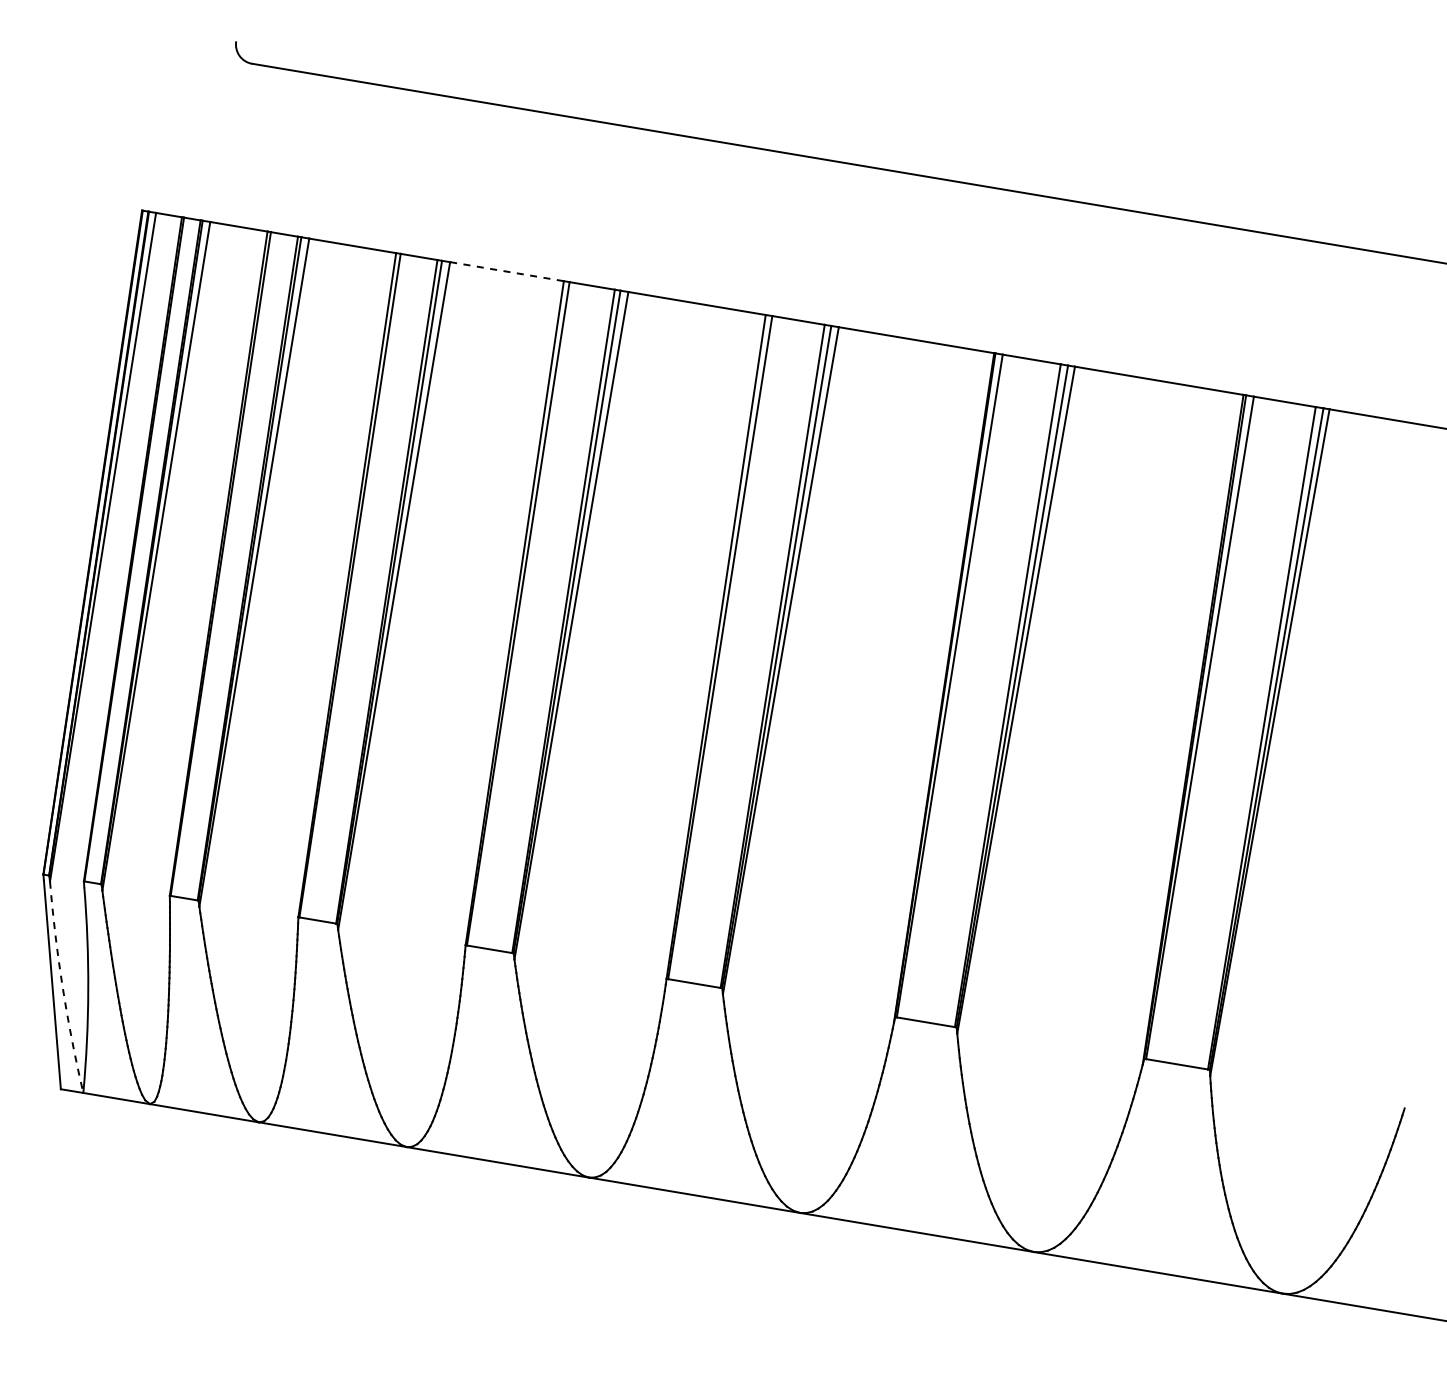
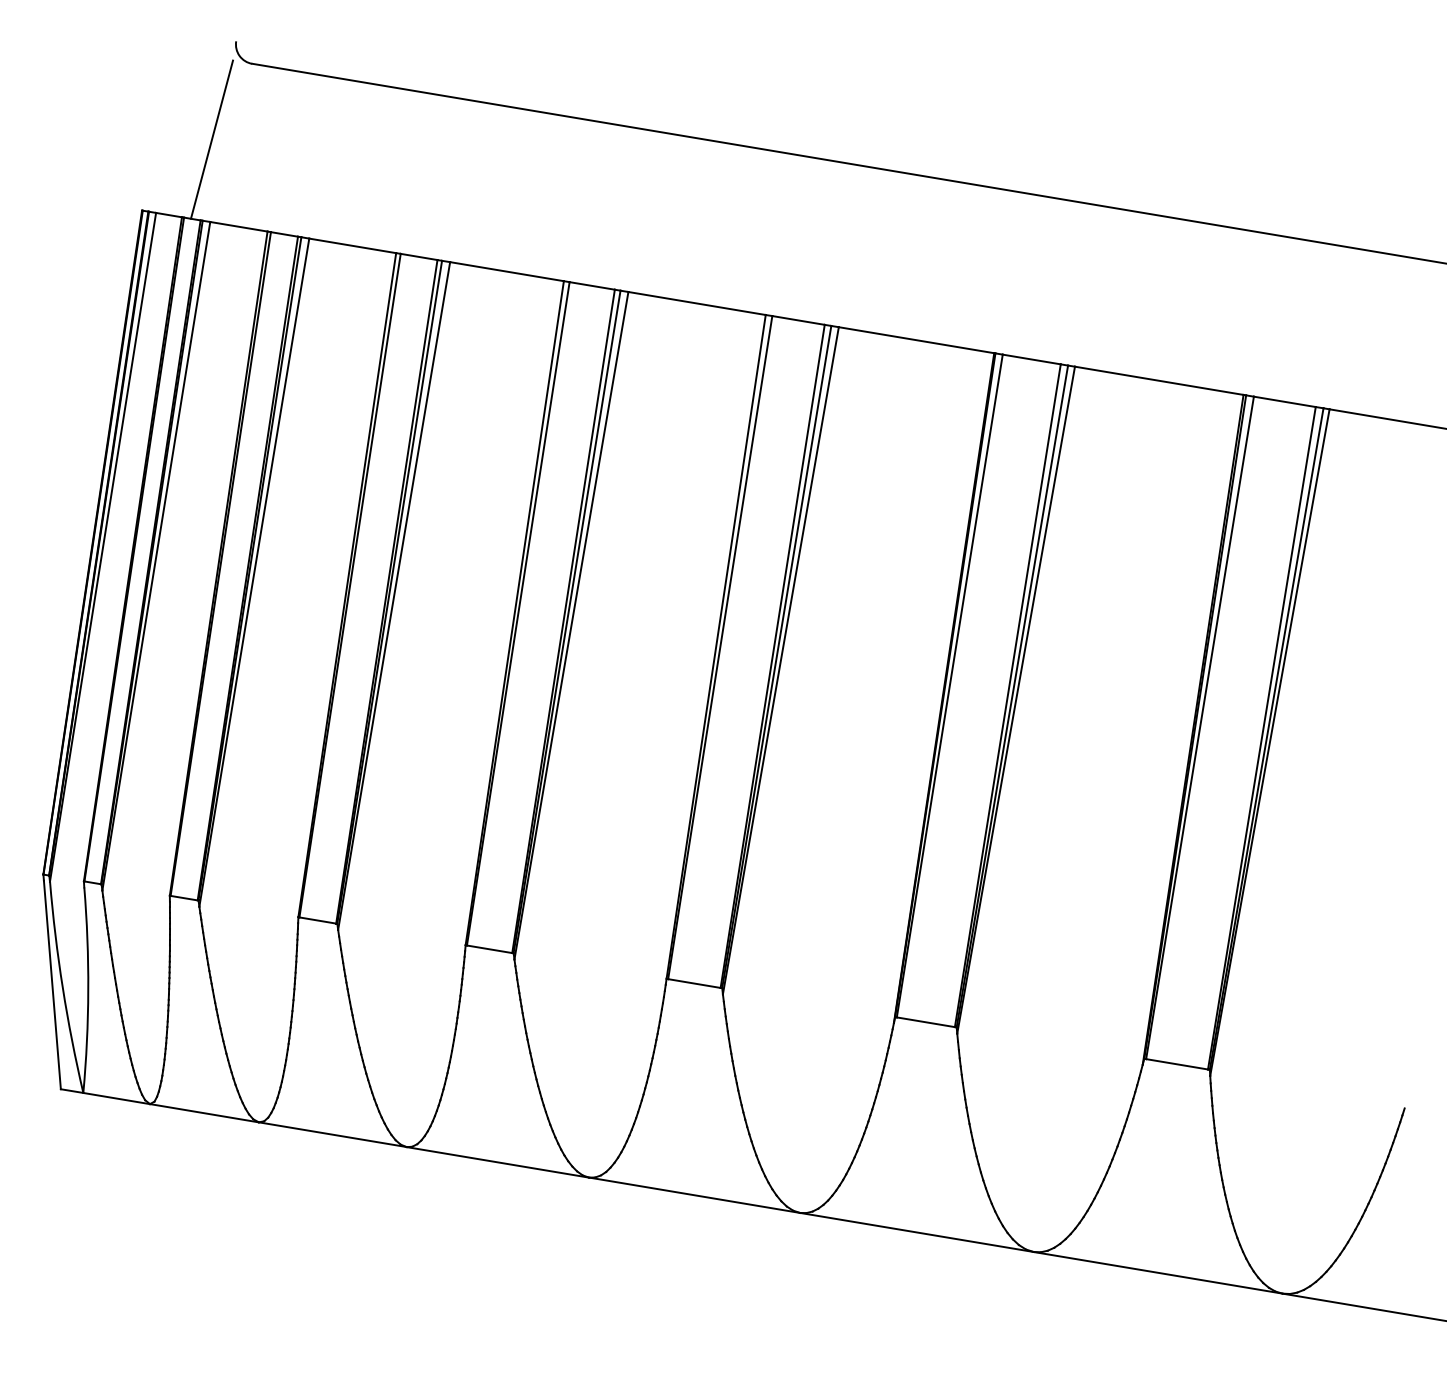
line: none -> present (211, 139)
line: dashed -> solid (507, 271)
arc: dashed -> solid (62, 987)
